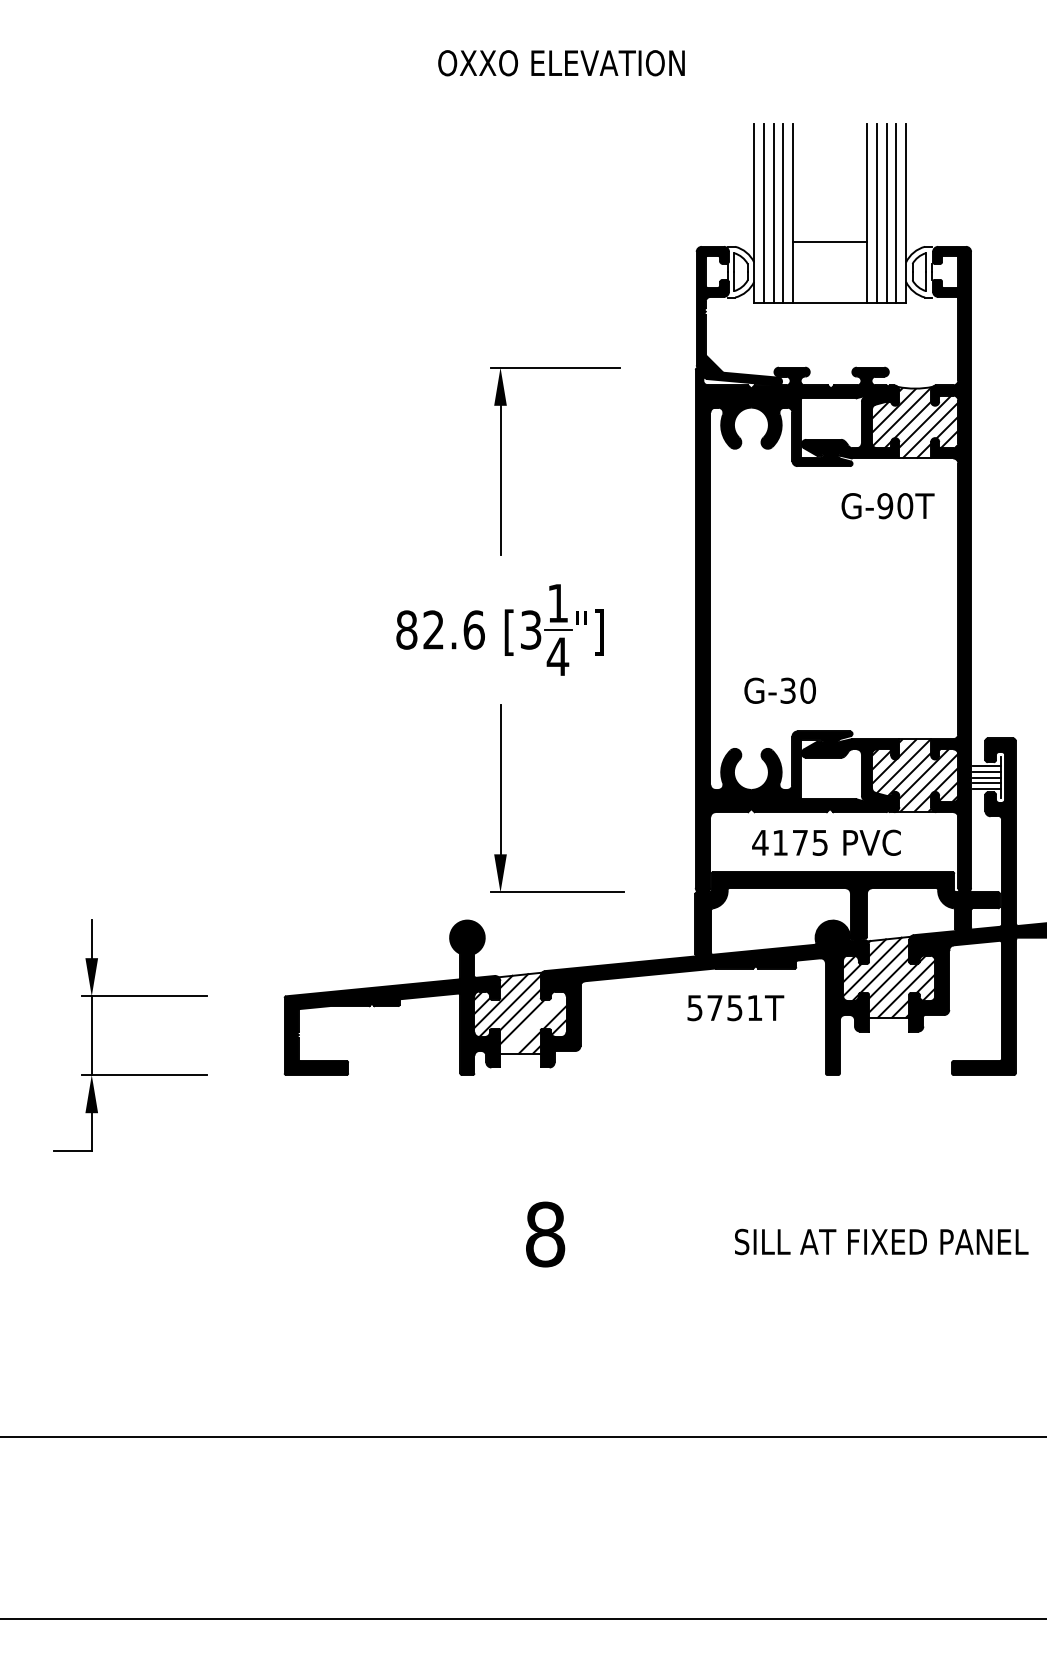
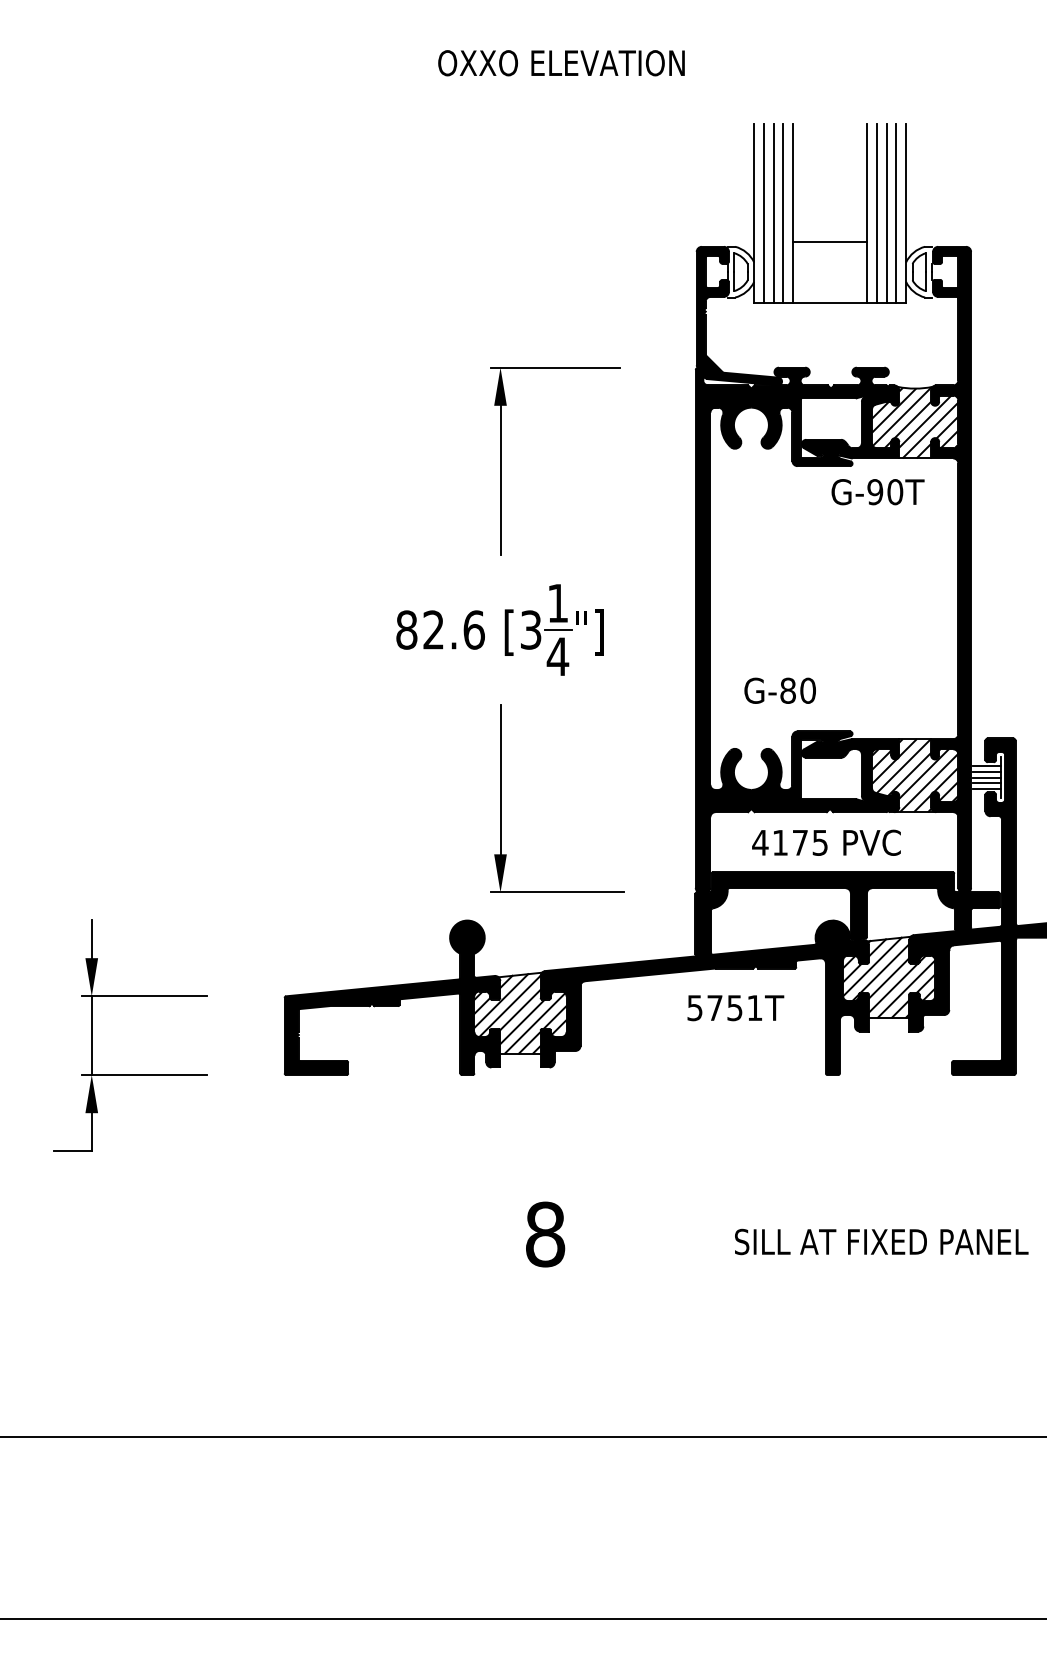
text position: (887, 506) -> (877, 492) (877, 492)
text: G-30 -> G-80 (787, 690)
line: none -> present (535, 1023)
